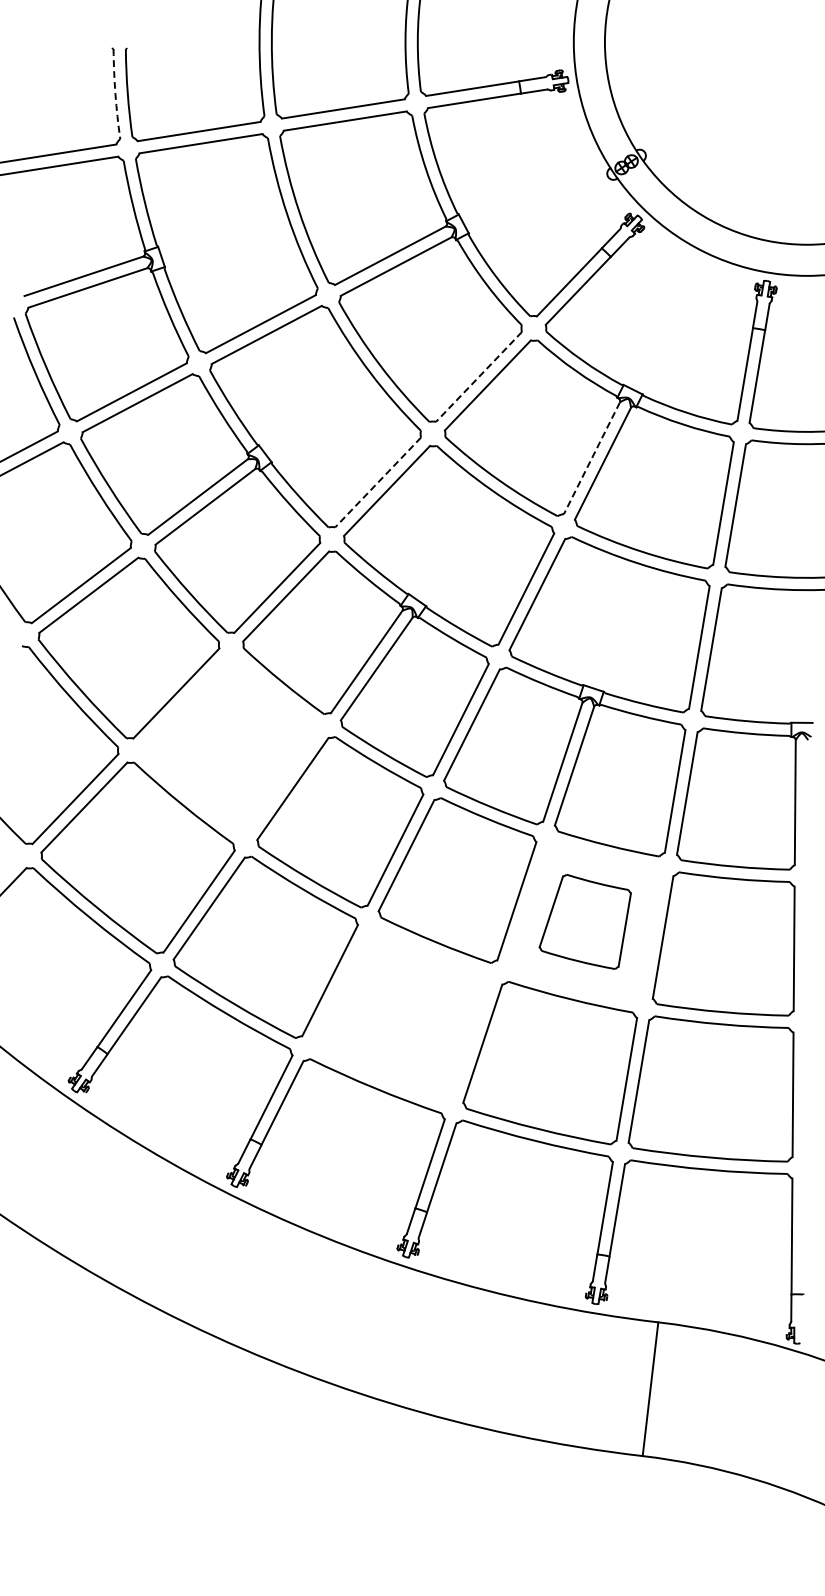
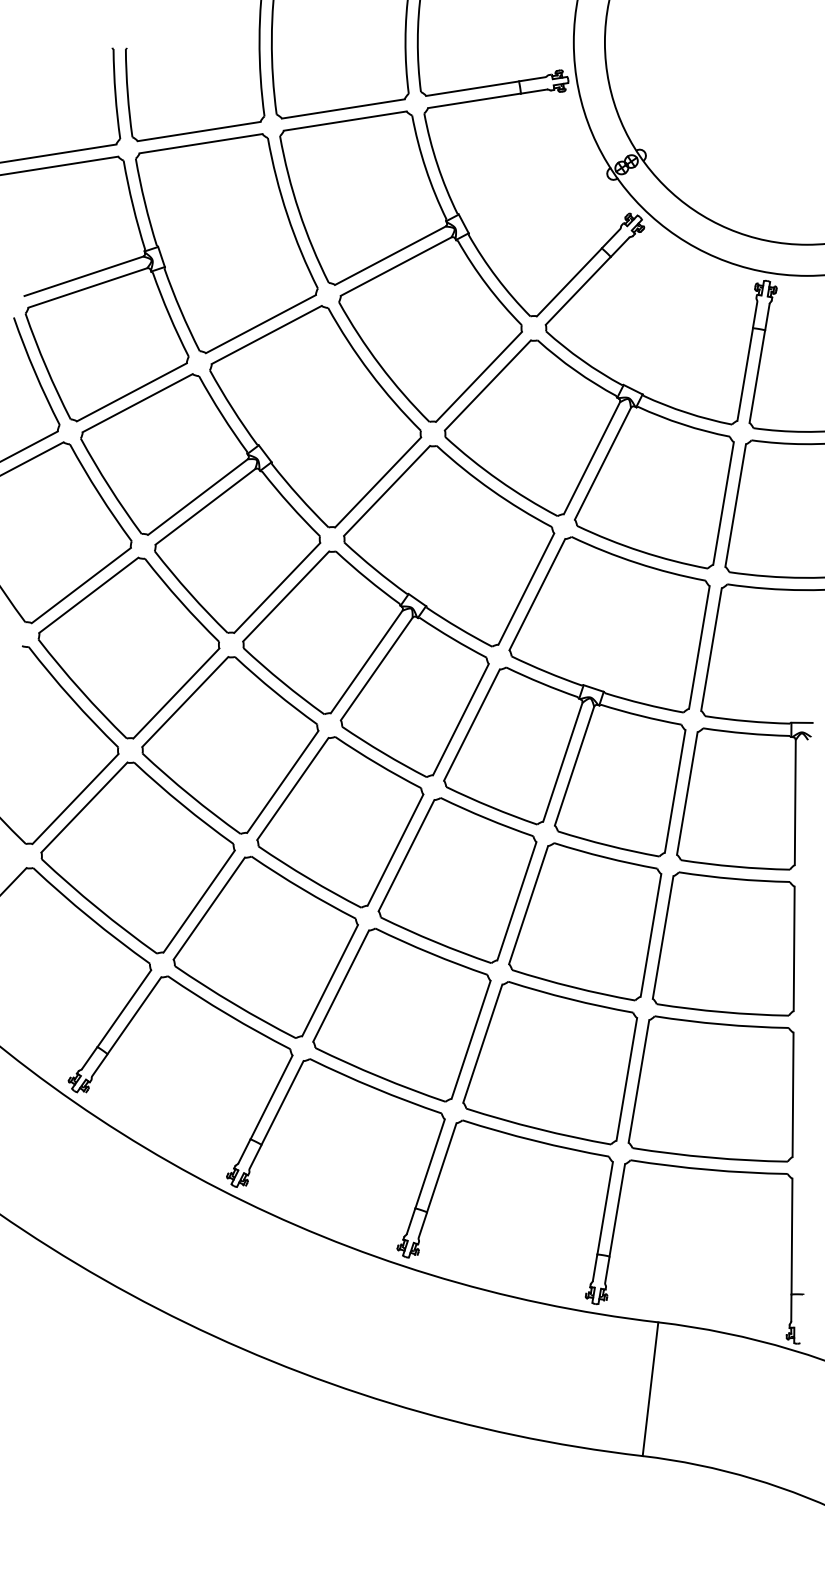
arc: dashed -> solid (115, 94)
line: dashed -> solid (478, 377)
line: dashed -> solid (591, 458)
line: dashed -> solid (377, 482)
part: none -> present (230, 745)
part size: 94x96 px -> 155x160 px (585, 921)
part: none -> present (401, 1014)
